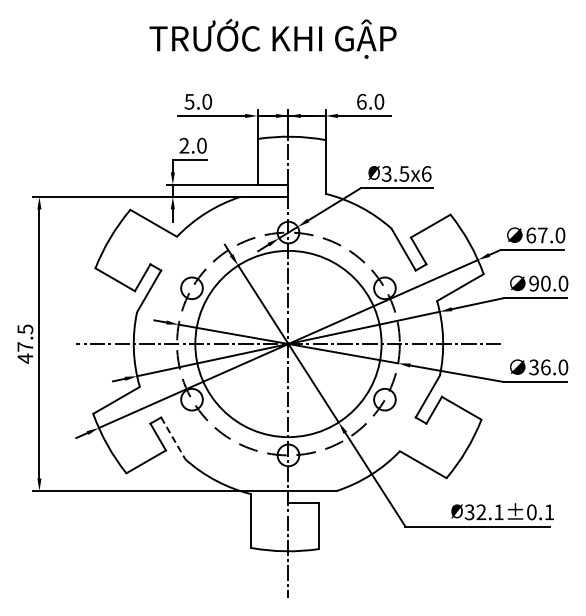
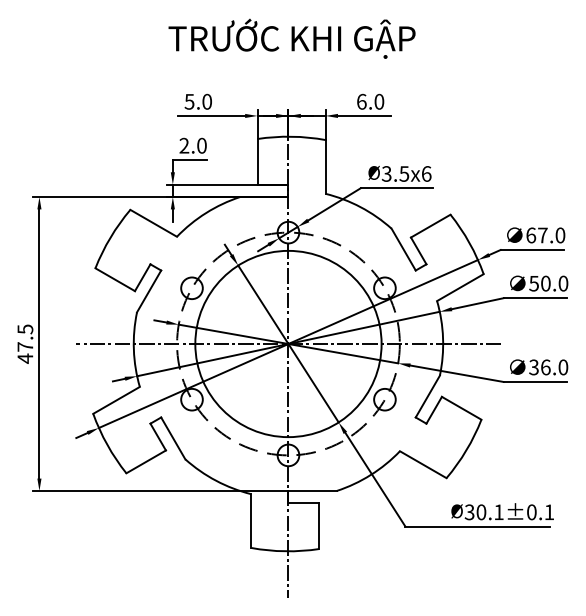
text position: (272, 38) -> (291, 38) (291, 38)
text: 90.0 -> 50.0 (533, 283)
line: dashed -> solid (173, 438)
text: 32.1±0.1 -> 30.1±0.1 (481, 512)
